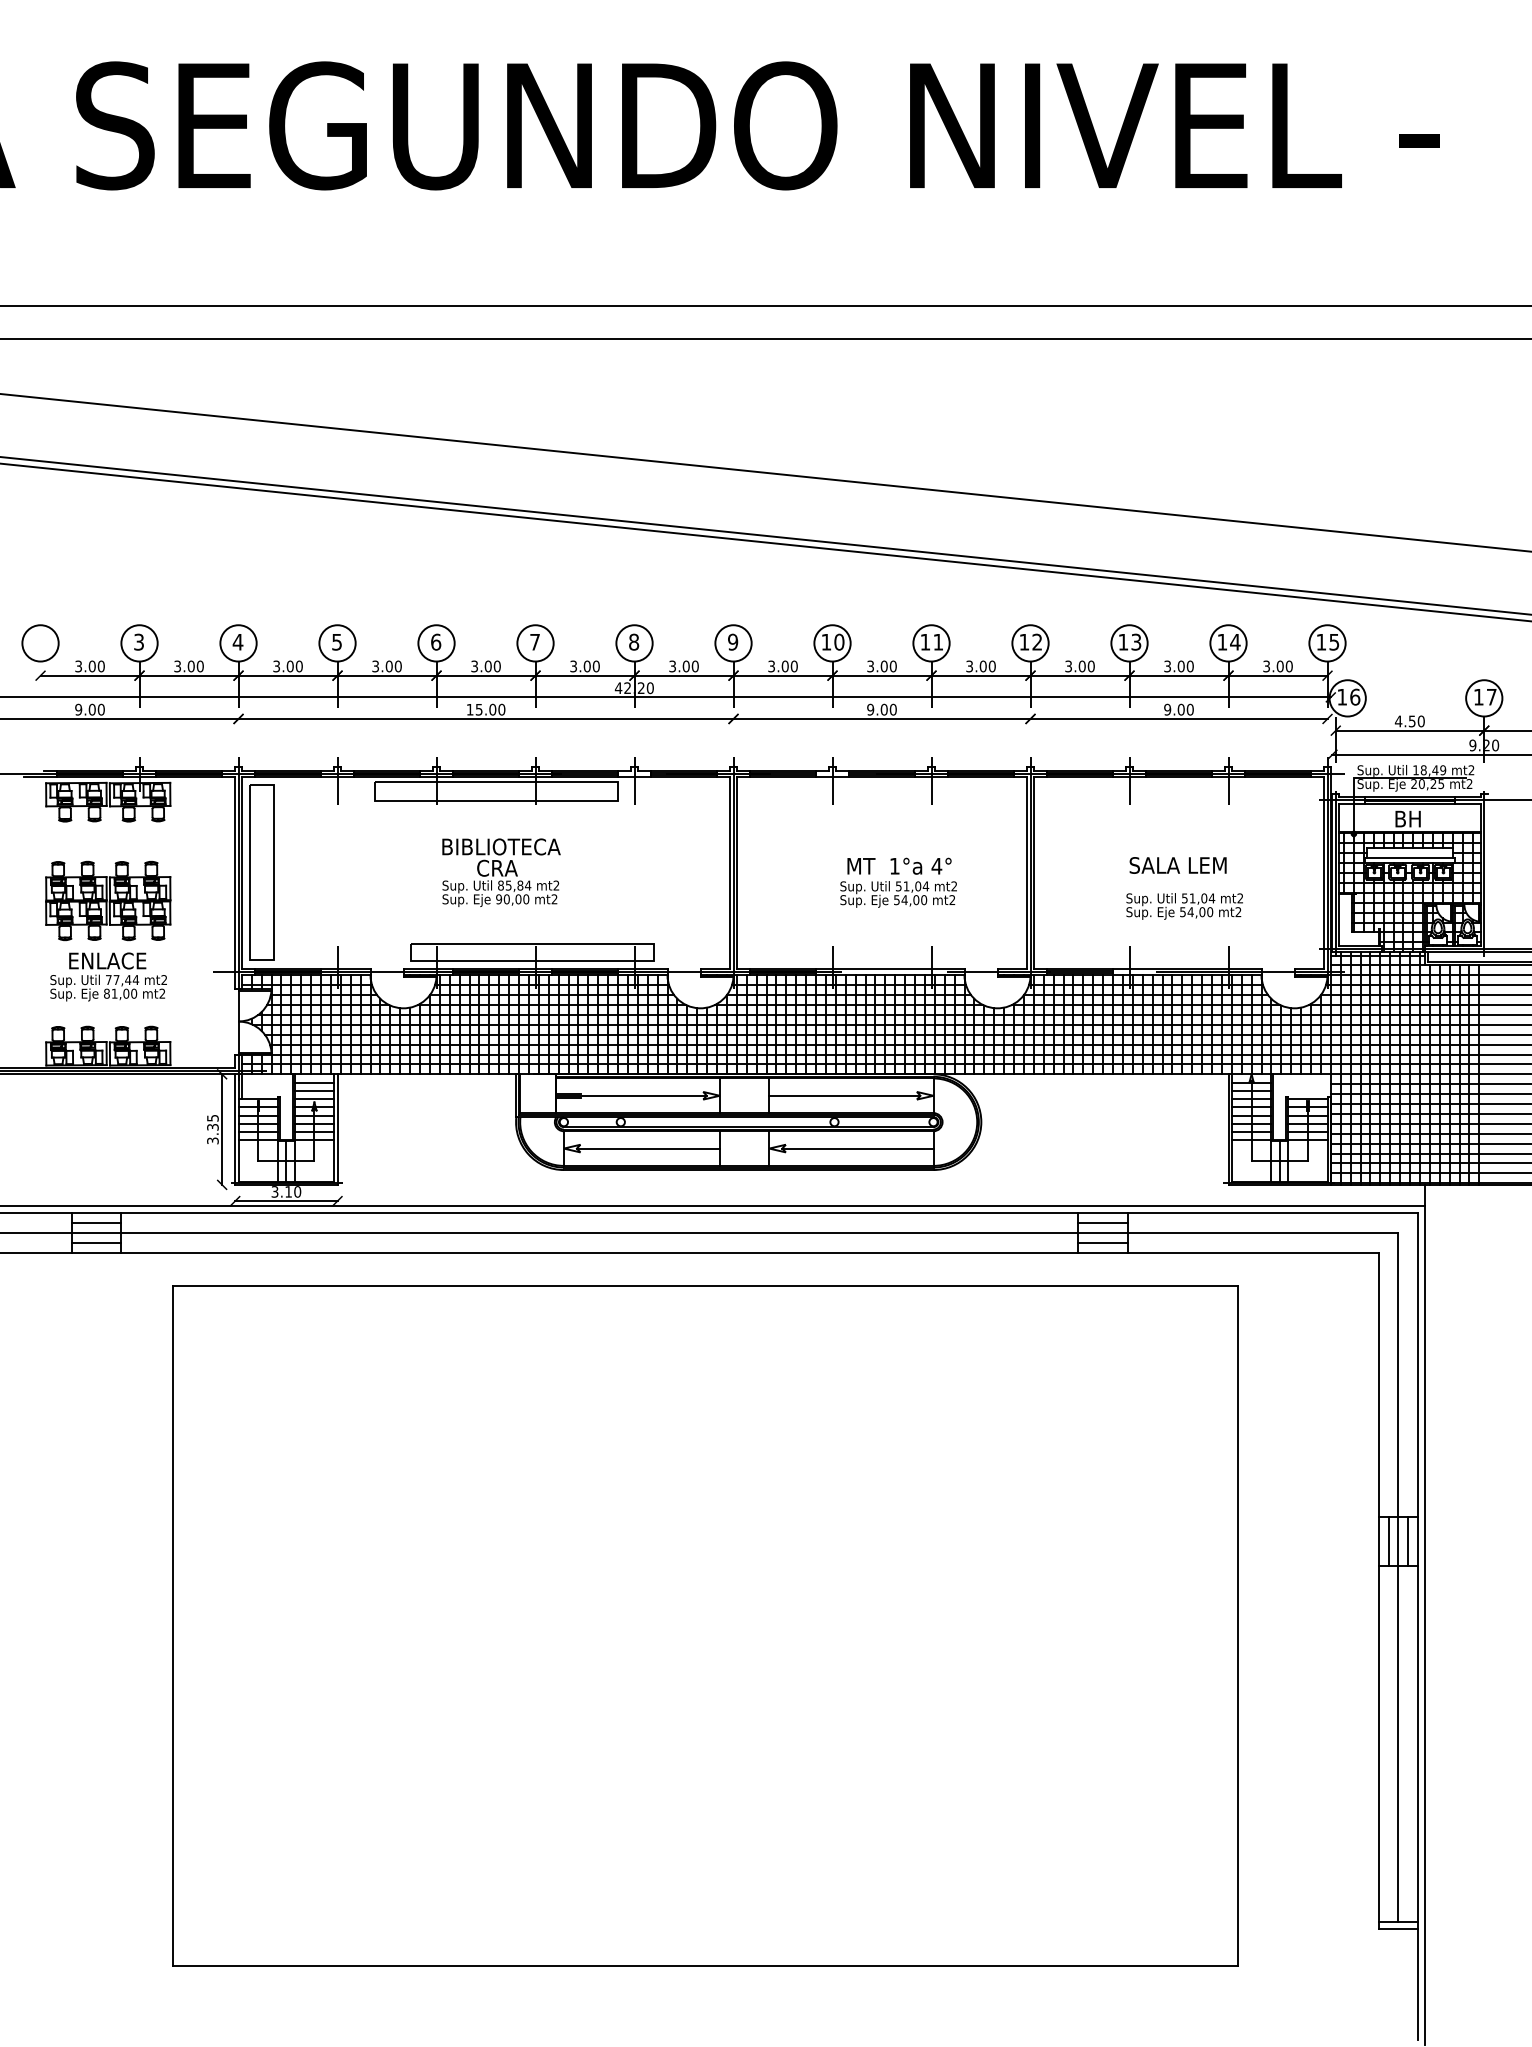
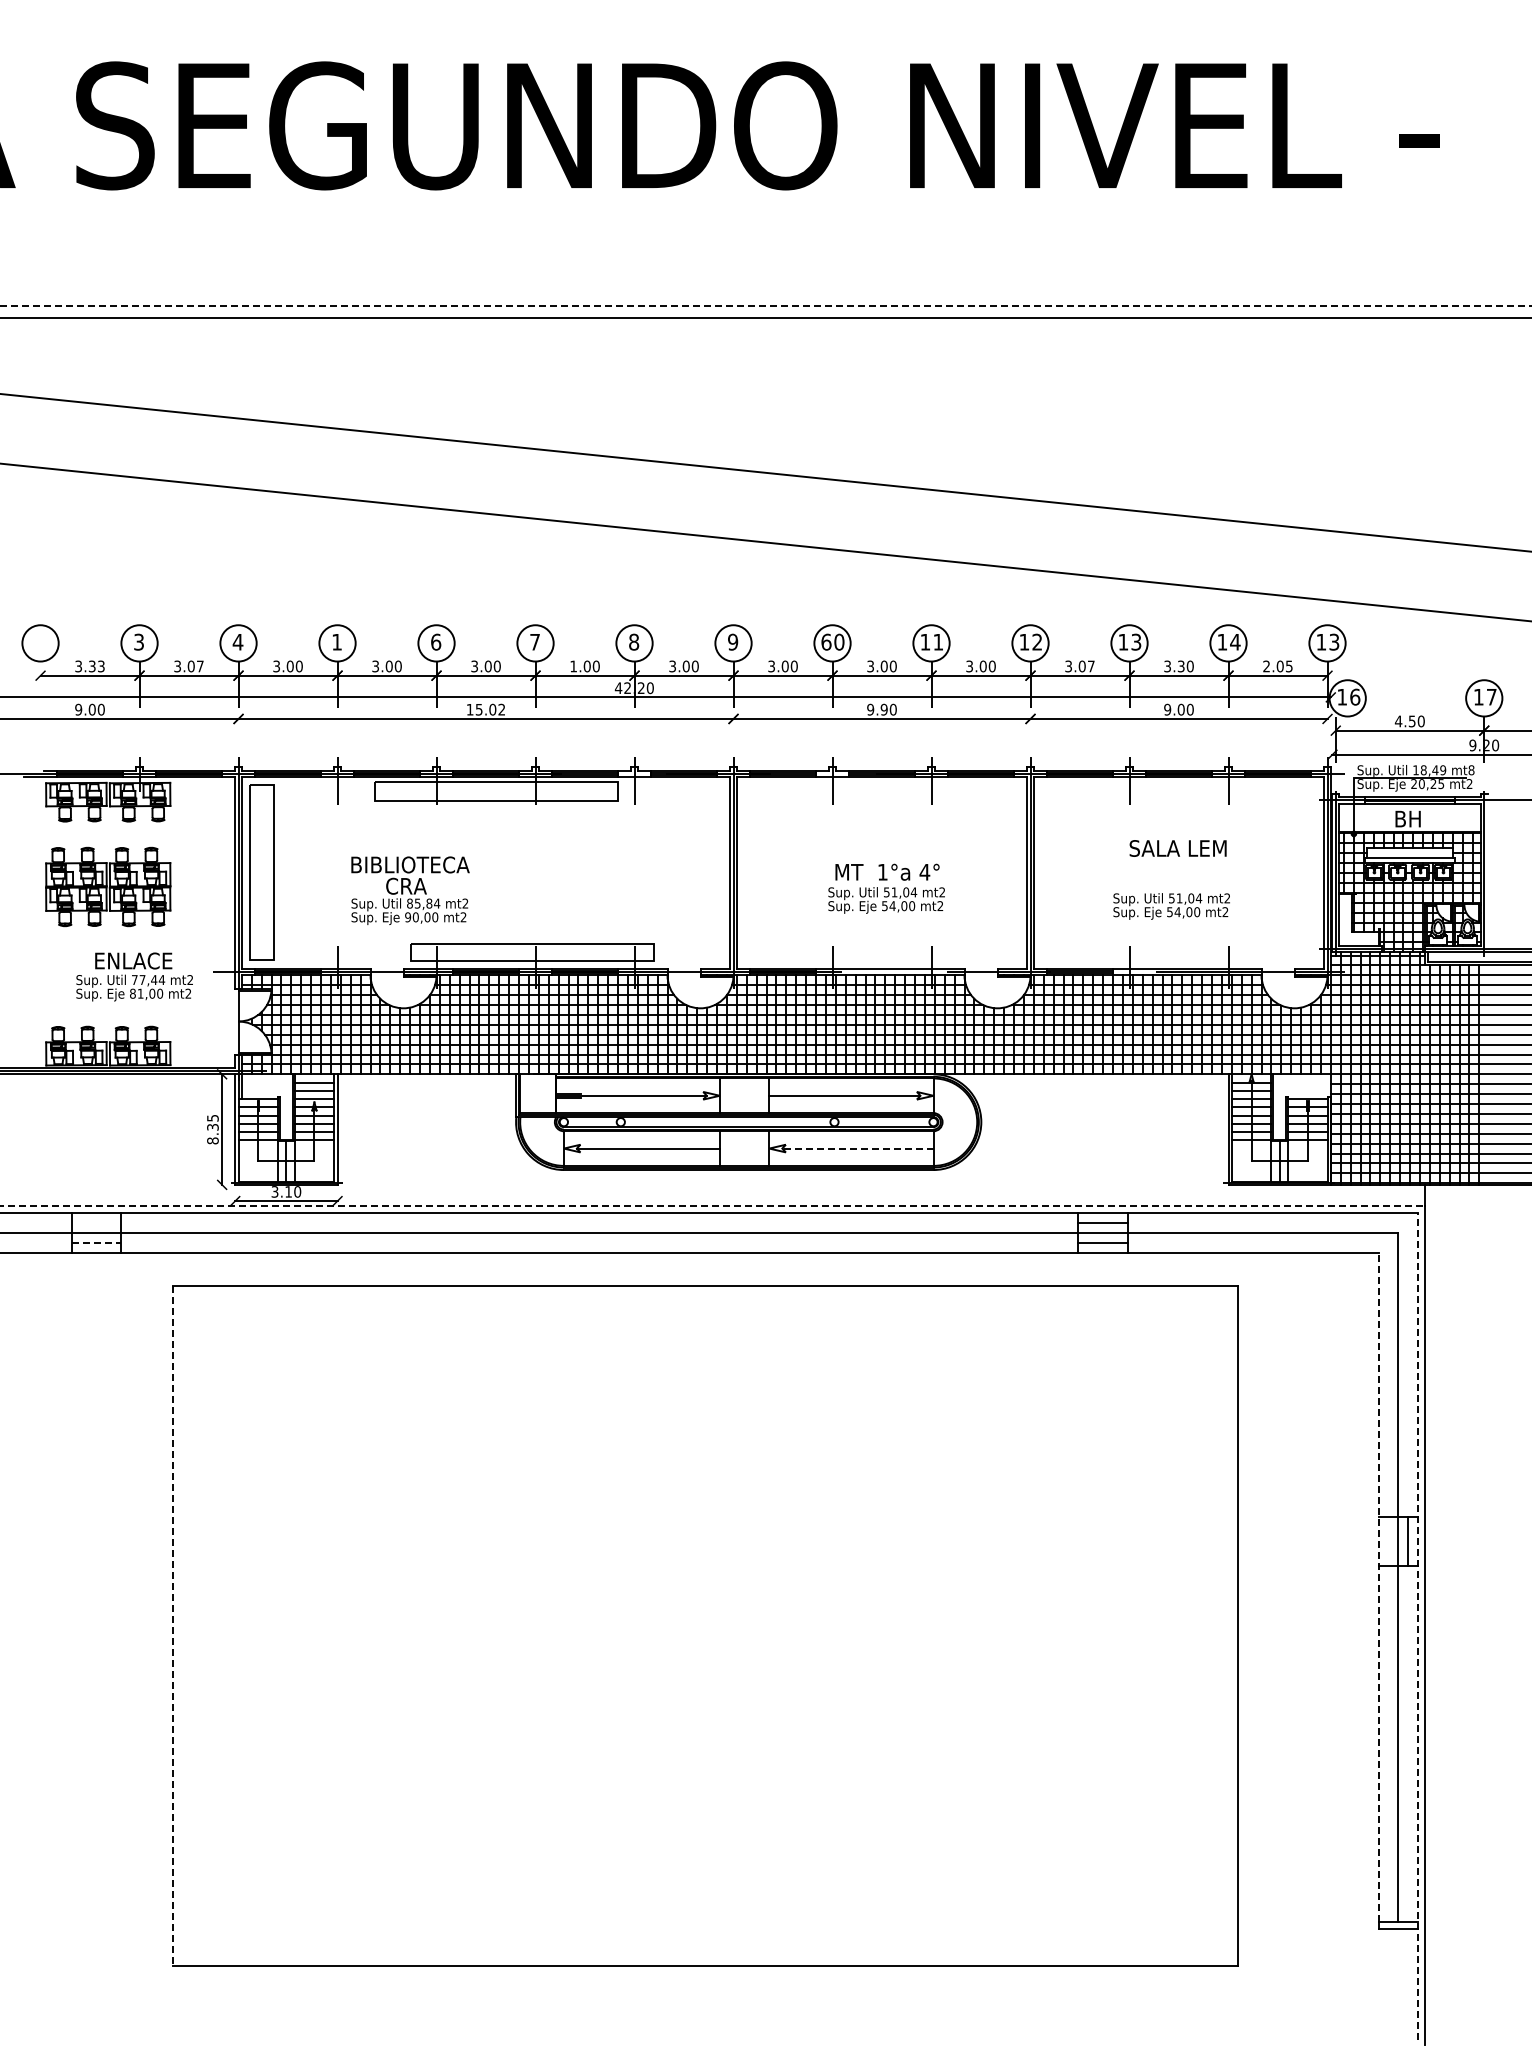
line: solid -> dashed (766, 306)
line position: (765, 338) -> (765, 317) (765, 317)
line: present -> none (765, 535)
text: 10 -> 60 (826, 641)
text: 15 -> 13 (1334, 641)
text: 5 -> 1 (336, 642)
text: 3.00 -> 3.33 (96, 666)
text: 3.00 -> 3.07 (199, 666)
text: 3.00 -> 1.00 (573, 666)
text: 3.00 -> 3.07 (1090, 666)
text: 3.00 -> 3.30 (1180, 666)
text: 3.00 -> 2.05 (1277, 666)
text: 15.00 -> 15.02 (501, 709)
text: 9.00 -> 9.90 (883, 709)
text: mt2 -> mt8 (1471, 770)
text position: (1177, 865) -> (1177, 848) (1177, 848)
text position: (501, 872) -> (410, 890) (410, 890)
text position: (898, 882) -> (886, 888) (886, 888)
part position: (108, 900) -> (108, 886) (108, 886)
text position: (1184, 906) -> (1171, 906) (1171, 906)
text position: (108, 976) -> (134, 976) (134, 976)
text: 3.35 -> 8.35 (212, 1140)
line: solid -> dashed (858, 1148)
line: solid -> dashed (712, 1206)
line: present -> none (96, 1222)
line: solid -> dashed (96, 1242)
line: present -> none (1388, 1541)
line: solid -> dashed (1378, 1587)
line: solid -> dashed (1418, 1625)
line: solid -> dashed (172, 1626)
